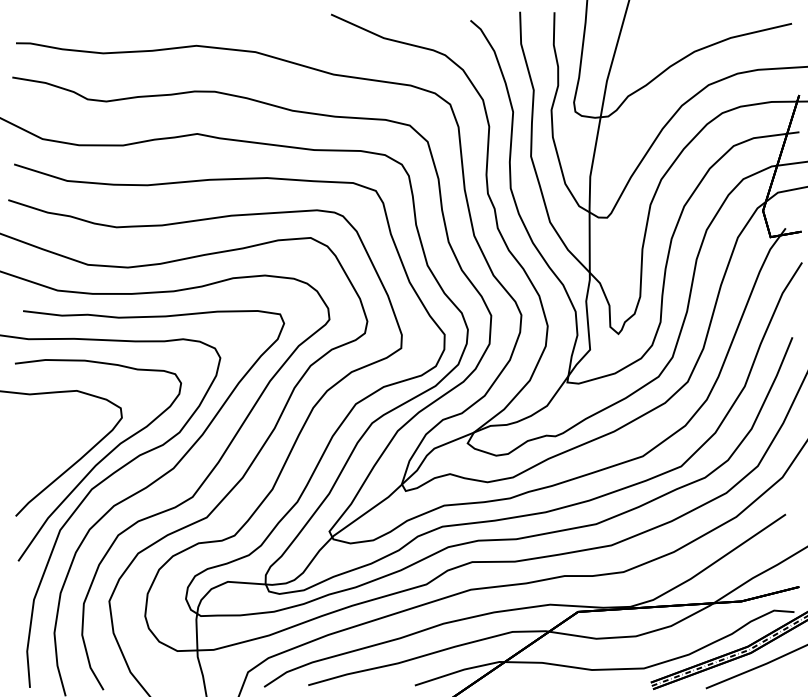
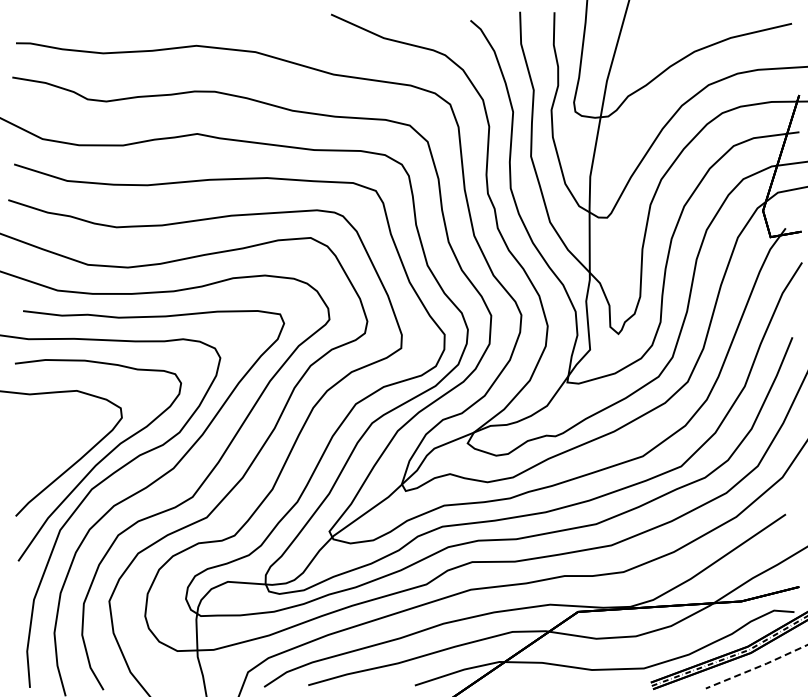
line: solid -> dashed (757, 667)
